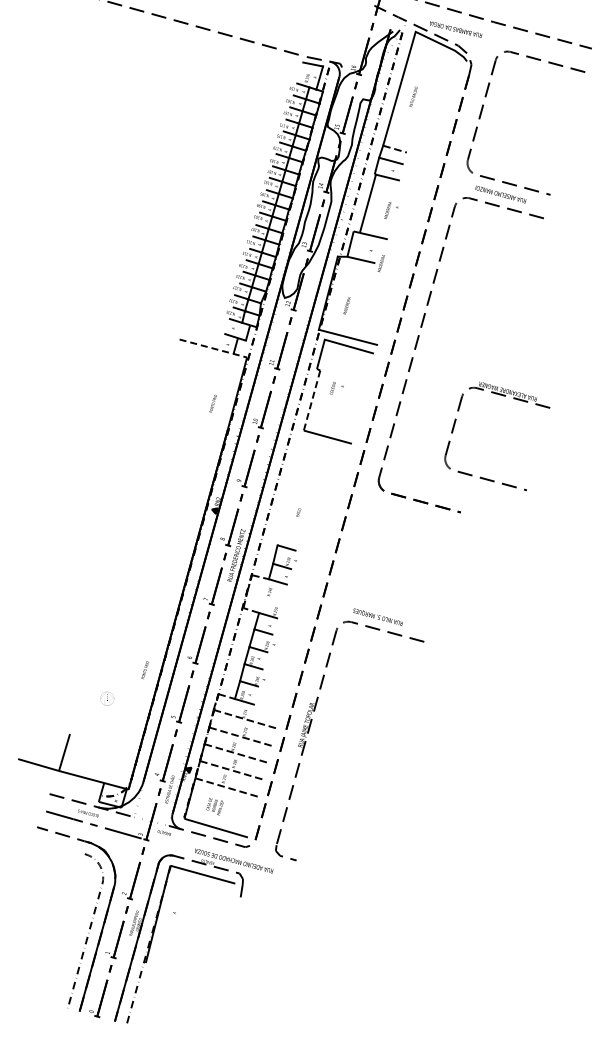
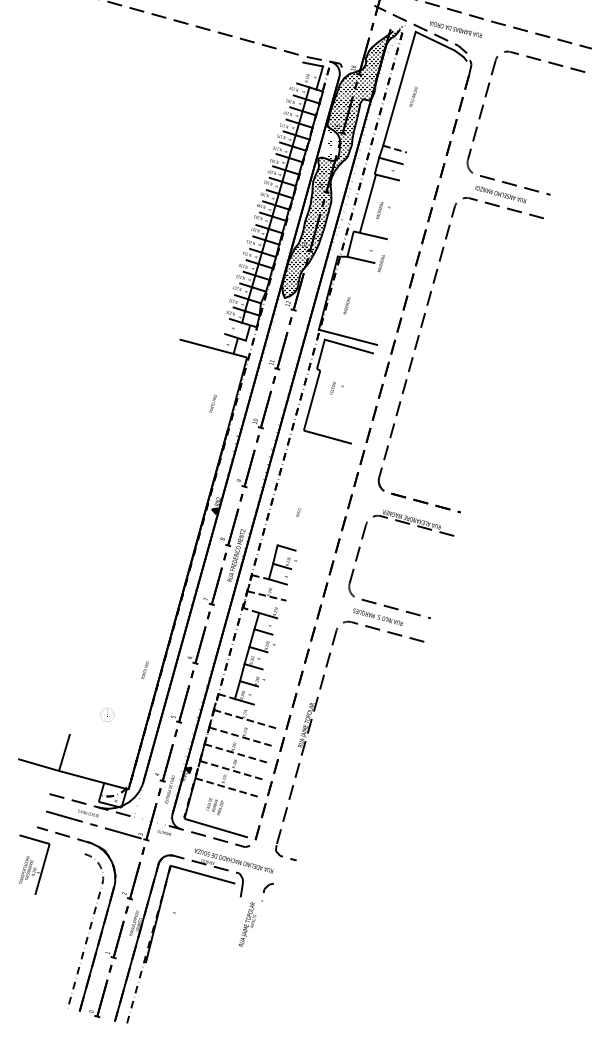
hatch: none -> present (342, 161)
text position: (391, 210) -> (383, 210) (383, 210)
line: dashed -> solid (213, 348)
part position: (503, 396) -> (407, 524) (407, 524)
line: dashed -> solid (311, 401)
line: none -> present (266, 595)
text position: (107, 698) -> (107, 714) (107, 714)
part: none -> present (34, 864)
part: none -> present (255, 914)
